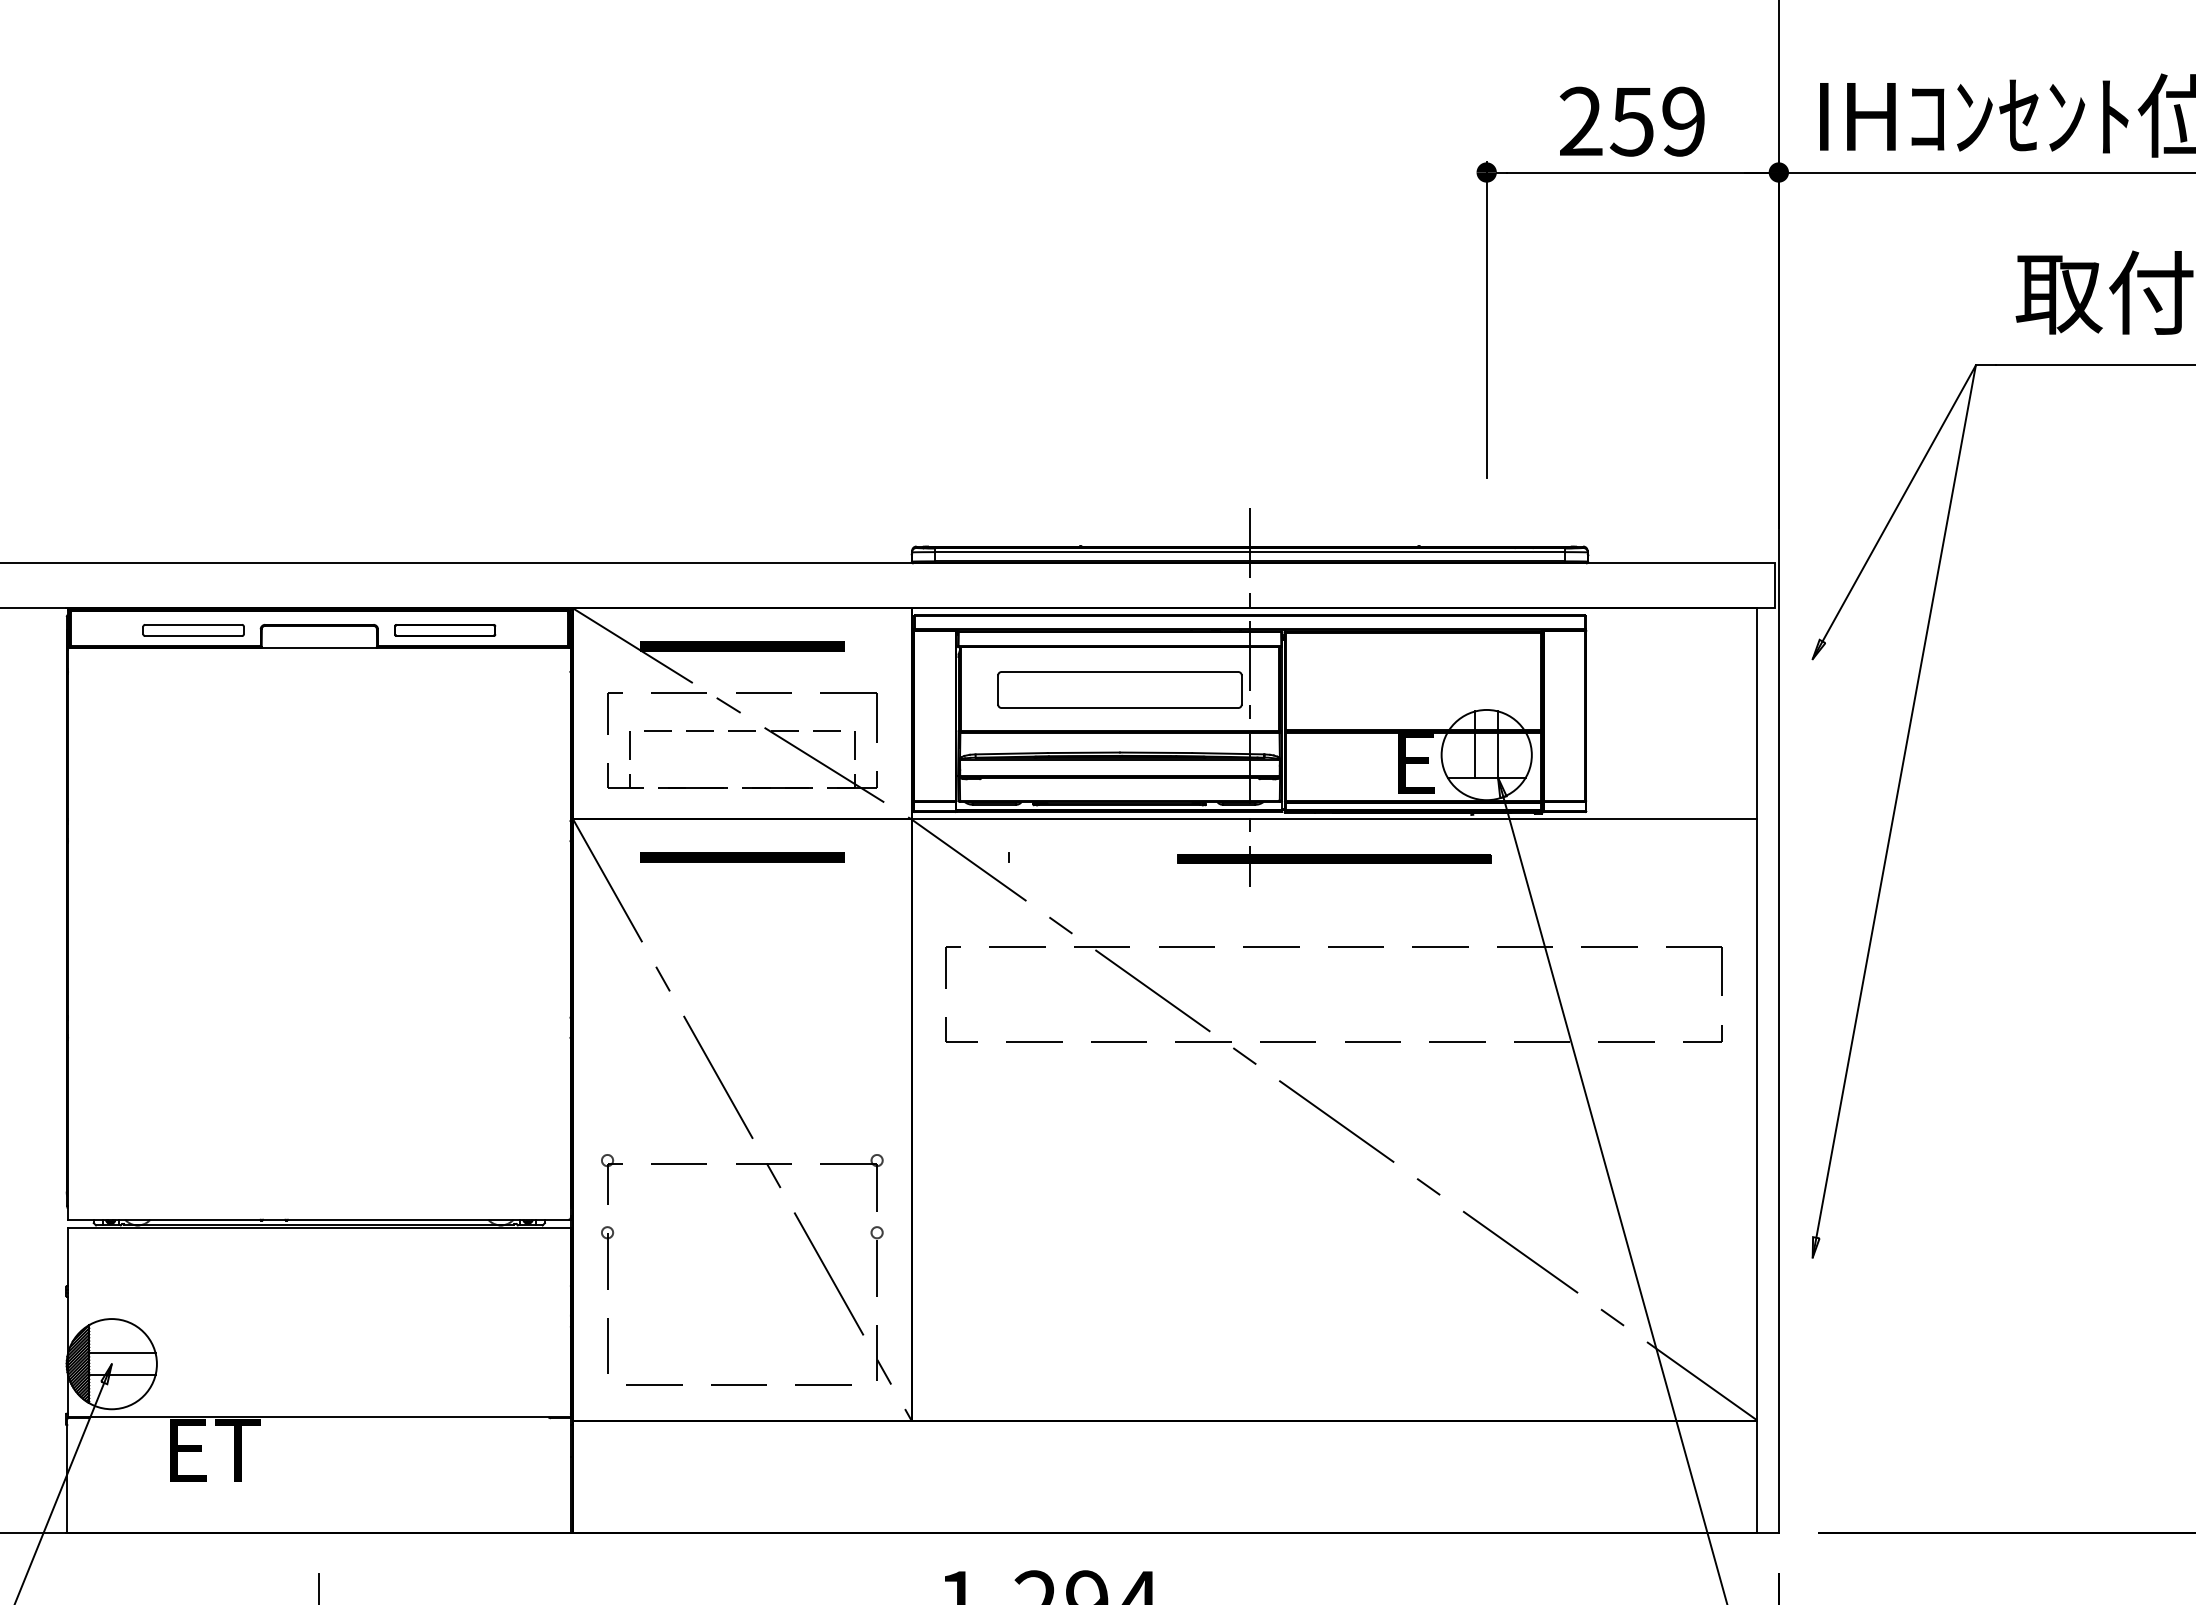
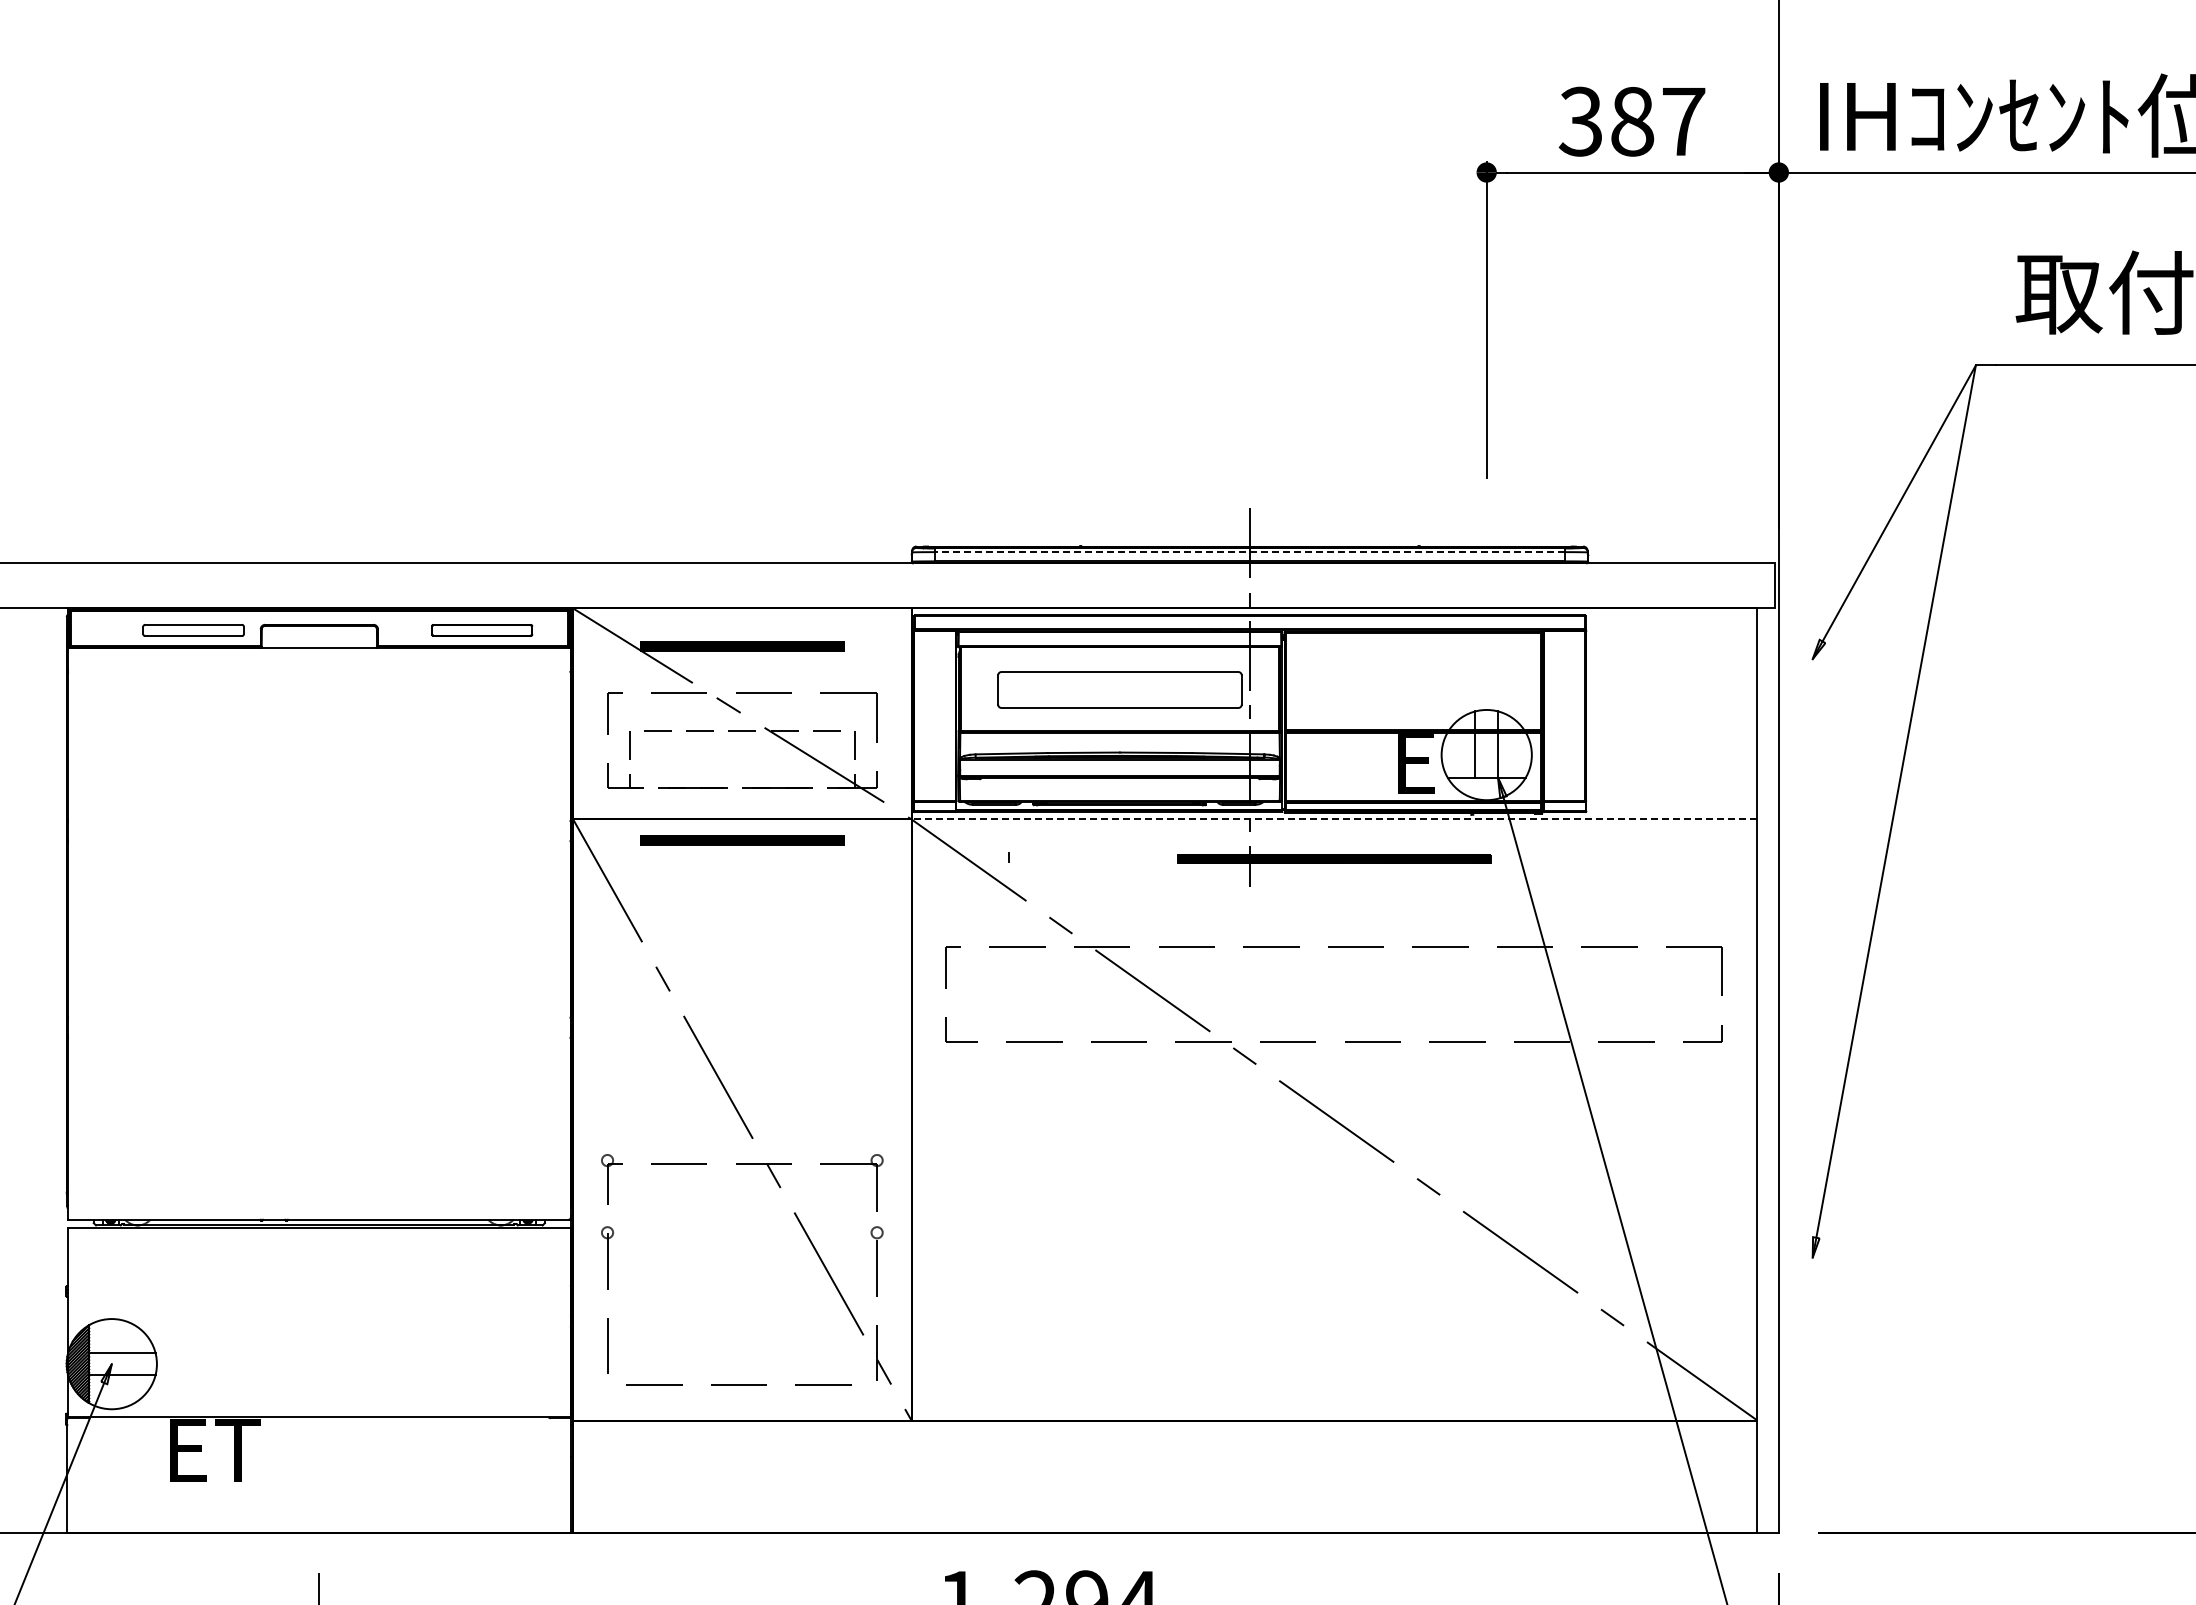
text: 259 -> 387 (1631, 121)
line: solid -> dashed (1249, 552)
part position: (445, 630) -> (482, 630) (482, 630)
line: solid -> dashed (1334, 819)
part position: (742, 857) -> (742, 840) (742, 840)
